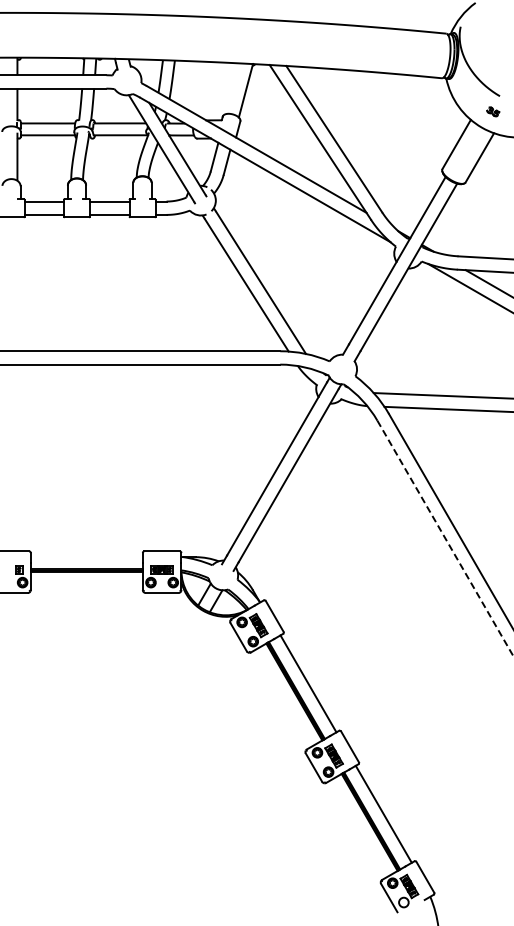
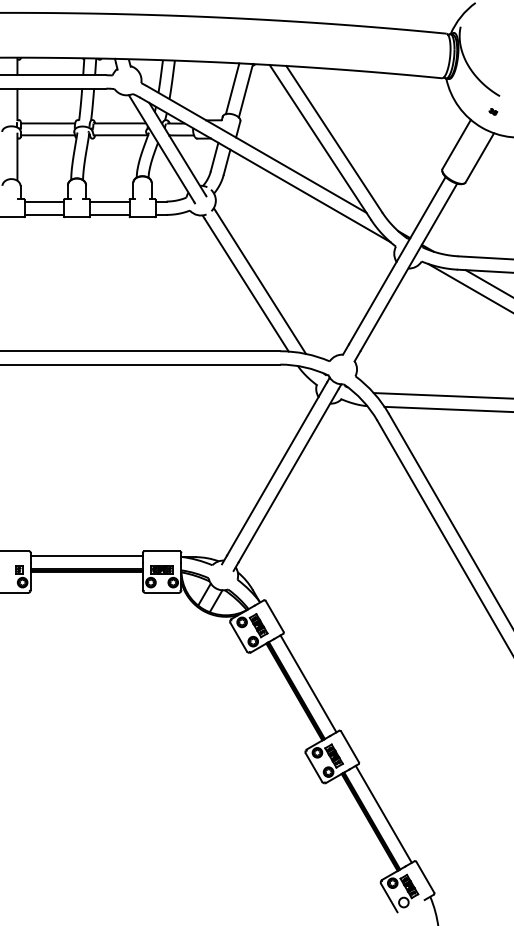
line: none -> present (232, 88)
part size: 15x12 px -> 11x8 px (493, 111)
line: dashed -> solid (445, 539)
line: none -> present (86, 555)
